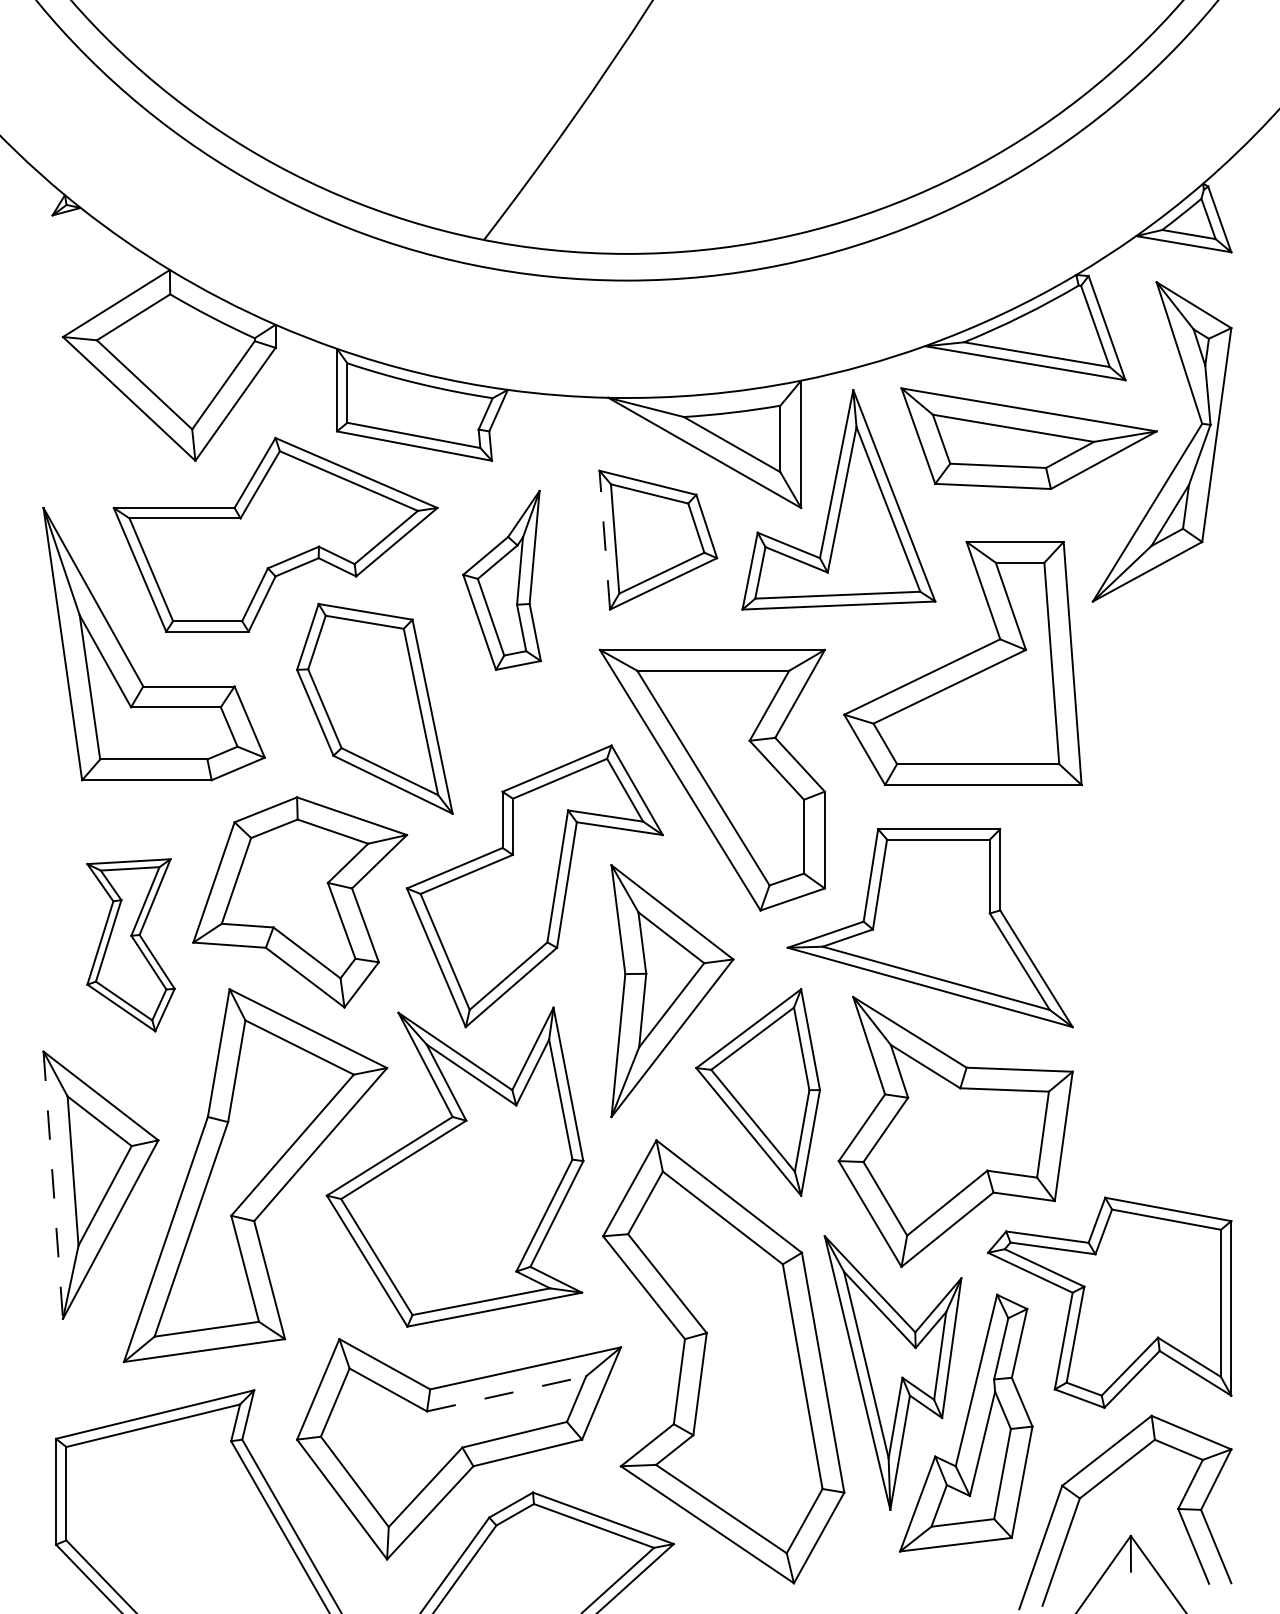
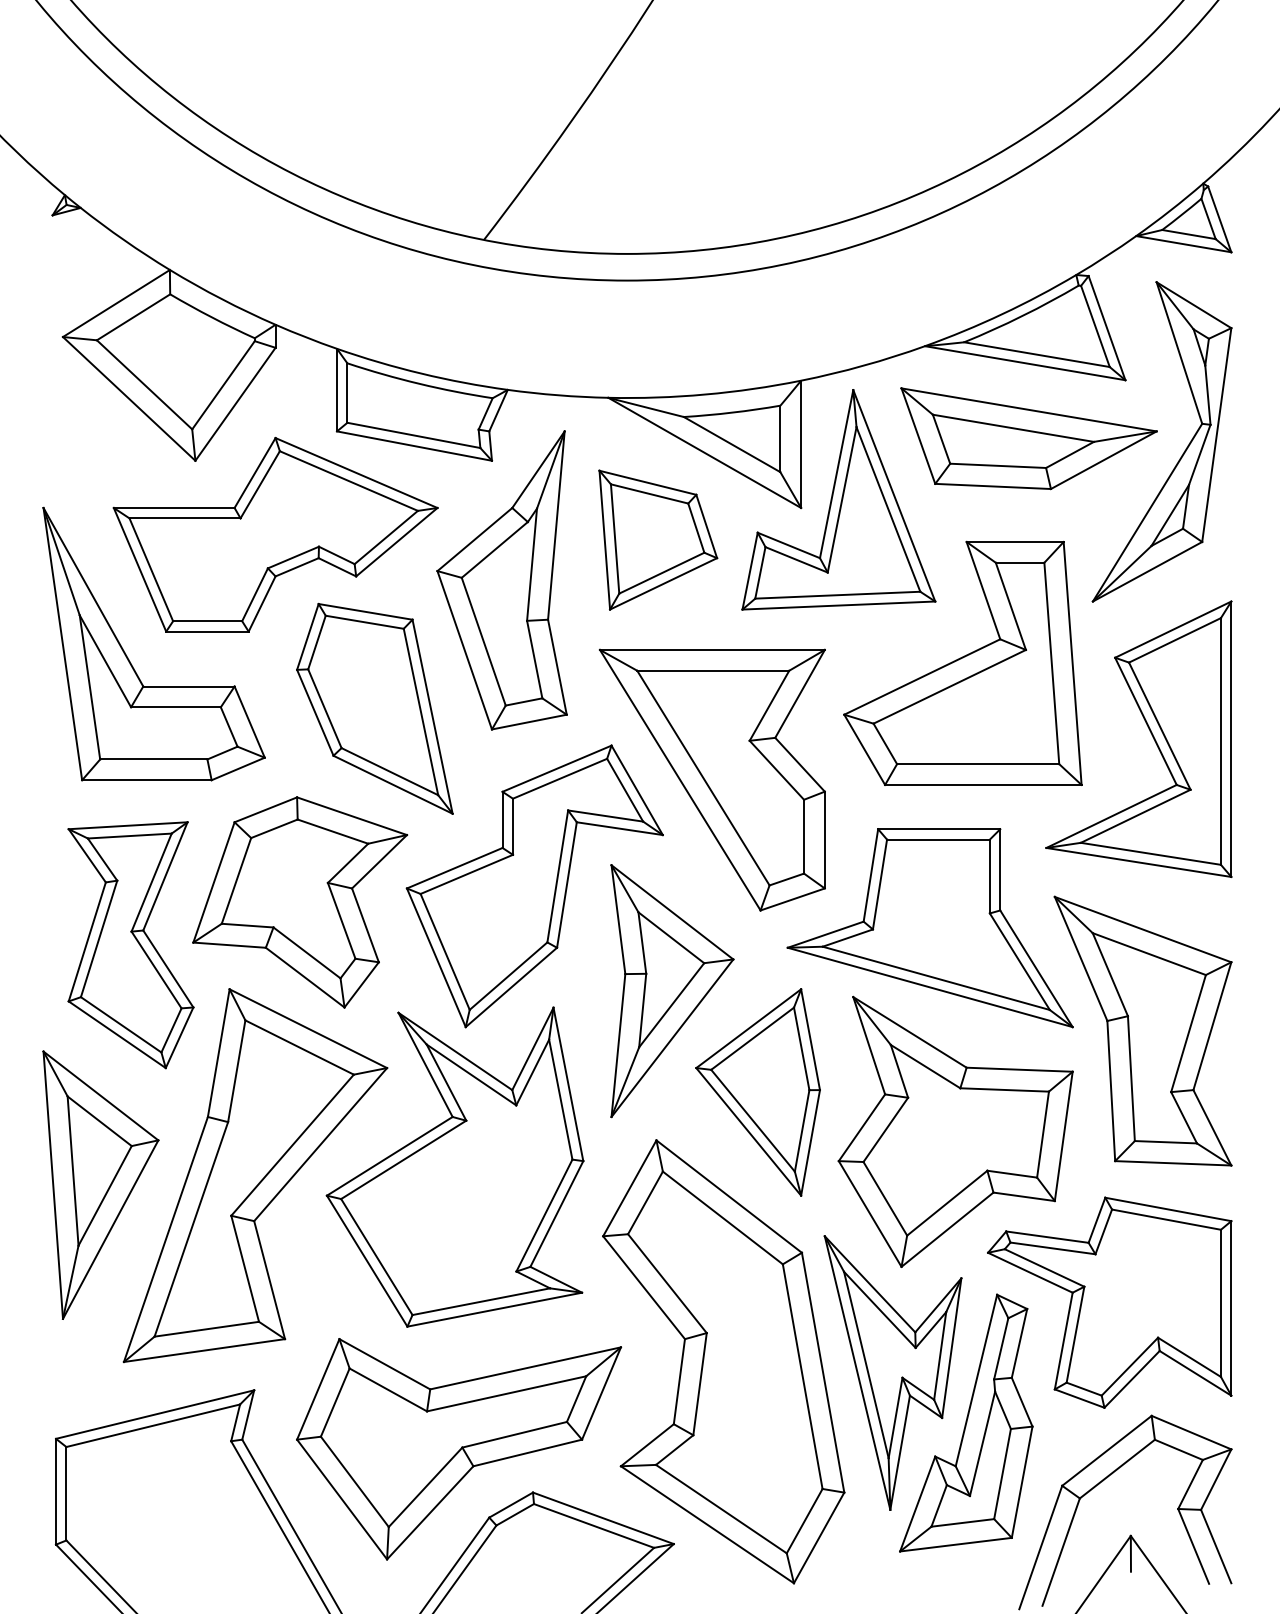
line: dashed -> solid (604, 540)
part size: 80x182 px -> 132x301 px (501, 580)
part: none -> present (1150, 733)
part size: 90x175 px -> 128x249 px (130, 945)
part: none -> present (1142, 1030)
line: dashed -> solid (53, 1185)
line: dashed -> solid (507, 1393)
